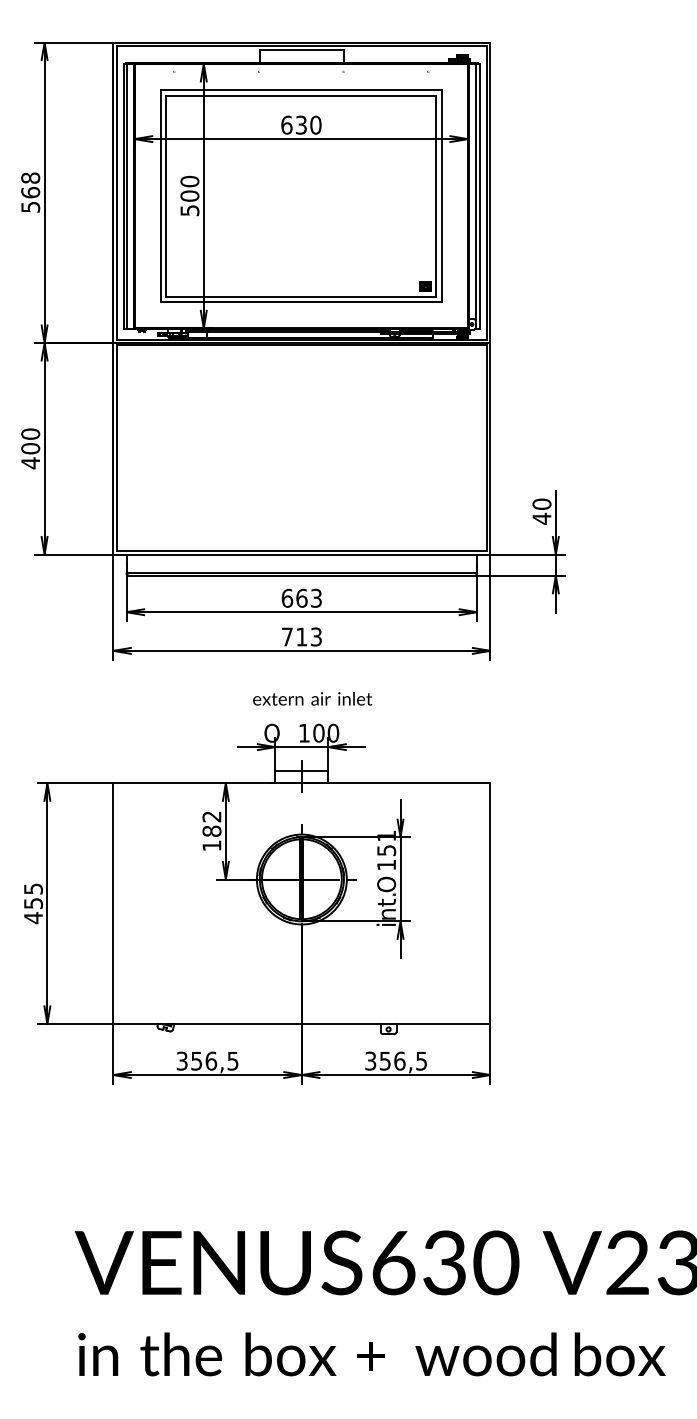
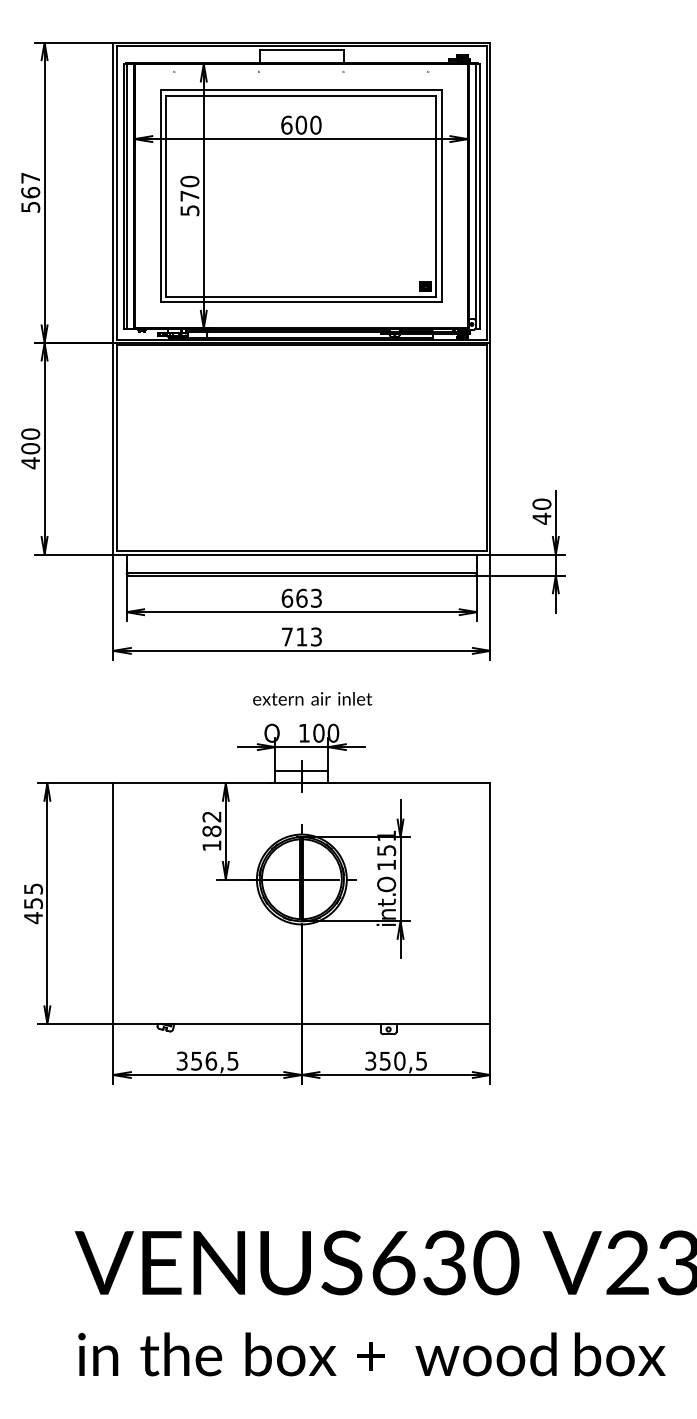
text: 630 -> 600 (301, 124)
text: 568 -> 567 (30, 177)
text: 500 -> 570 (189, 195)
text: 356,5 -> 350,5 (399, 1060)
